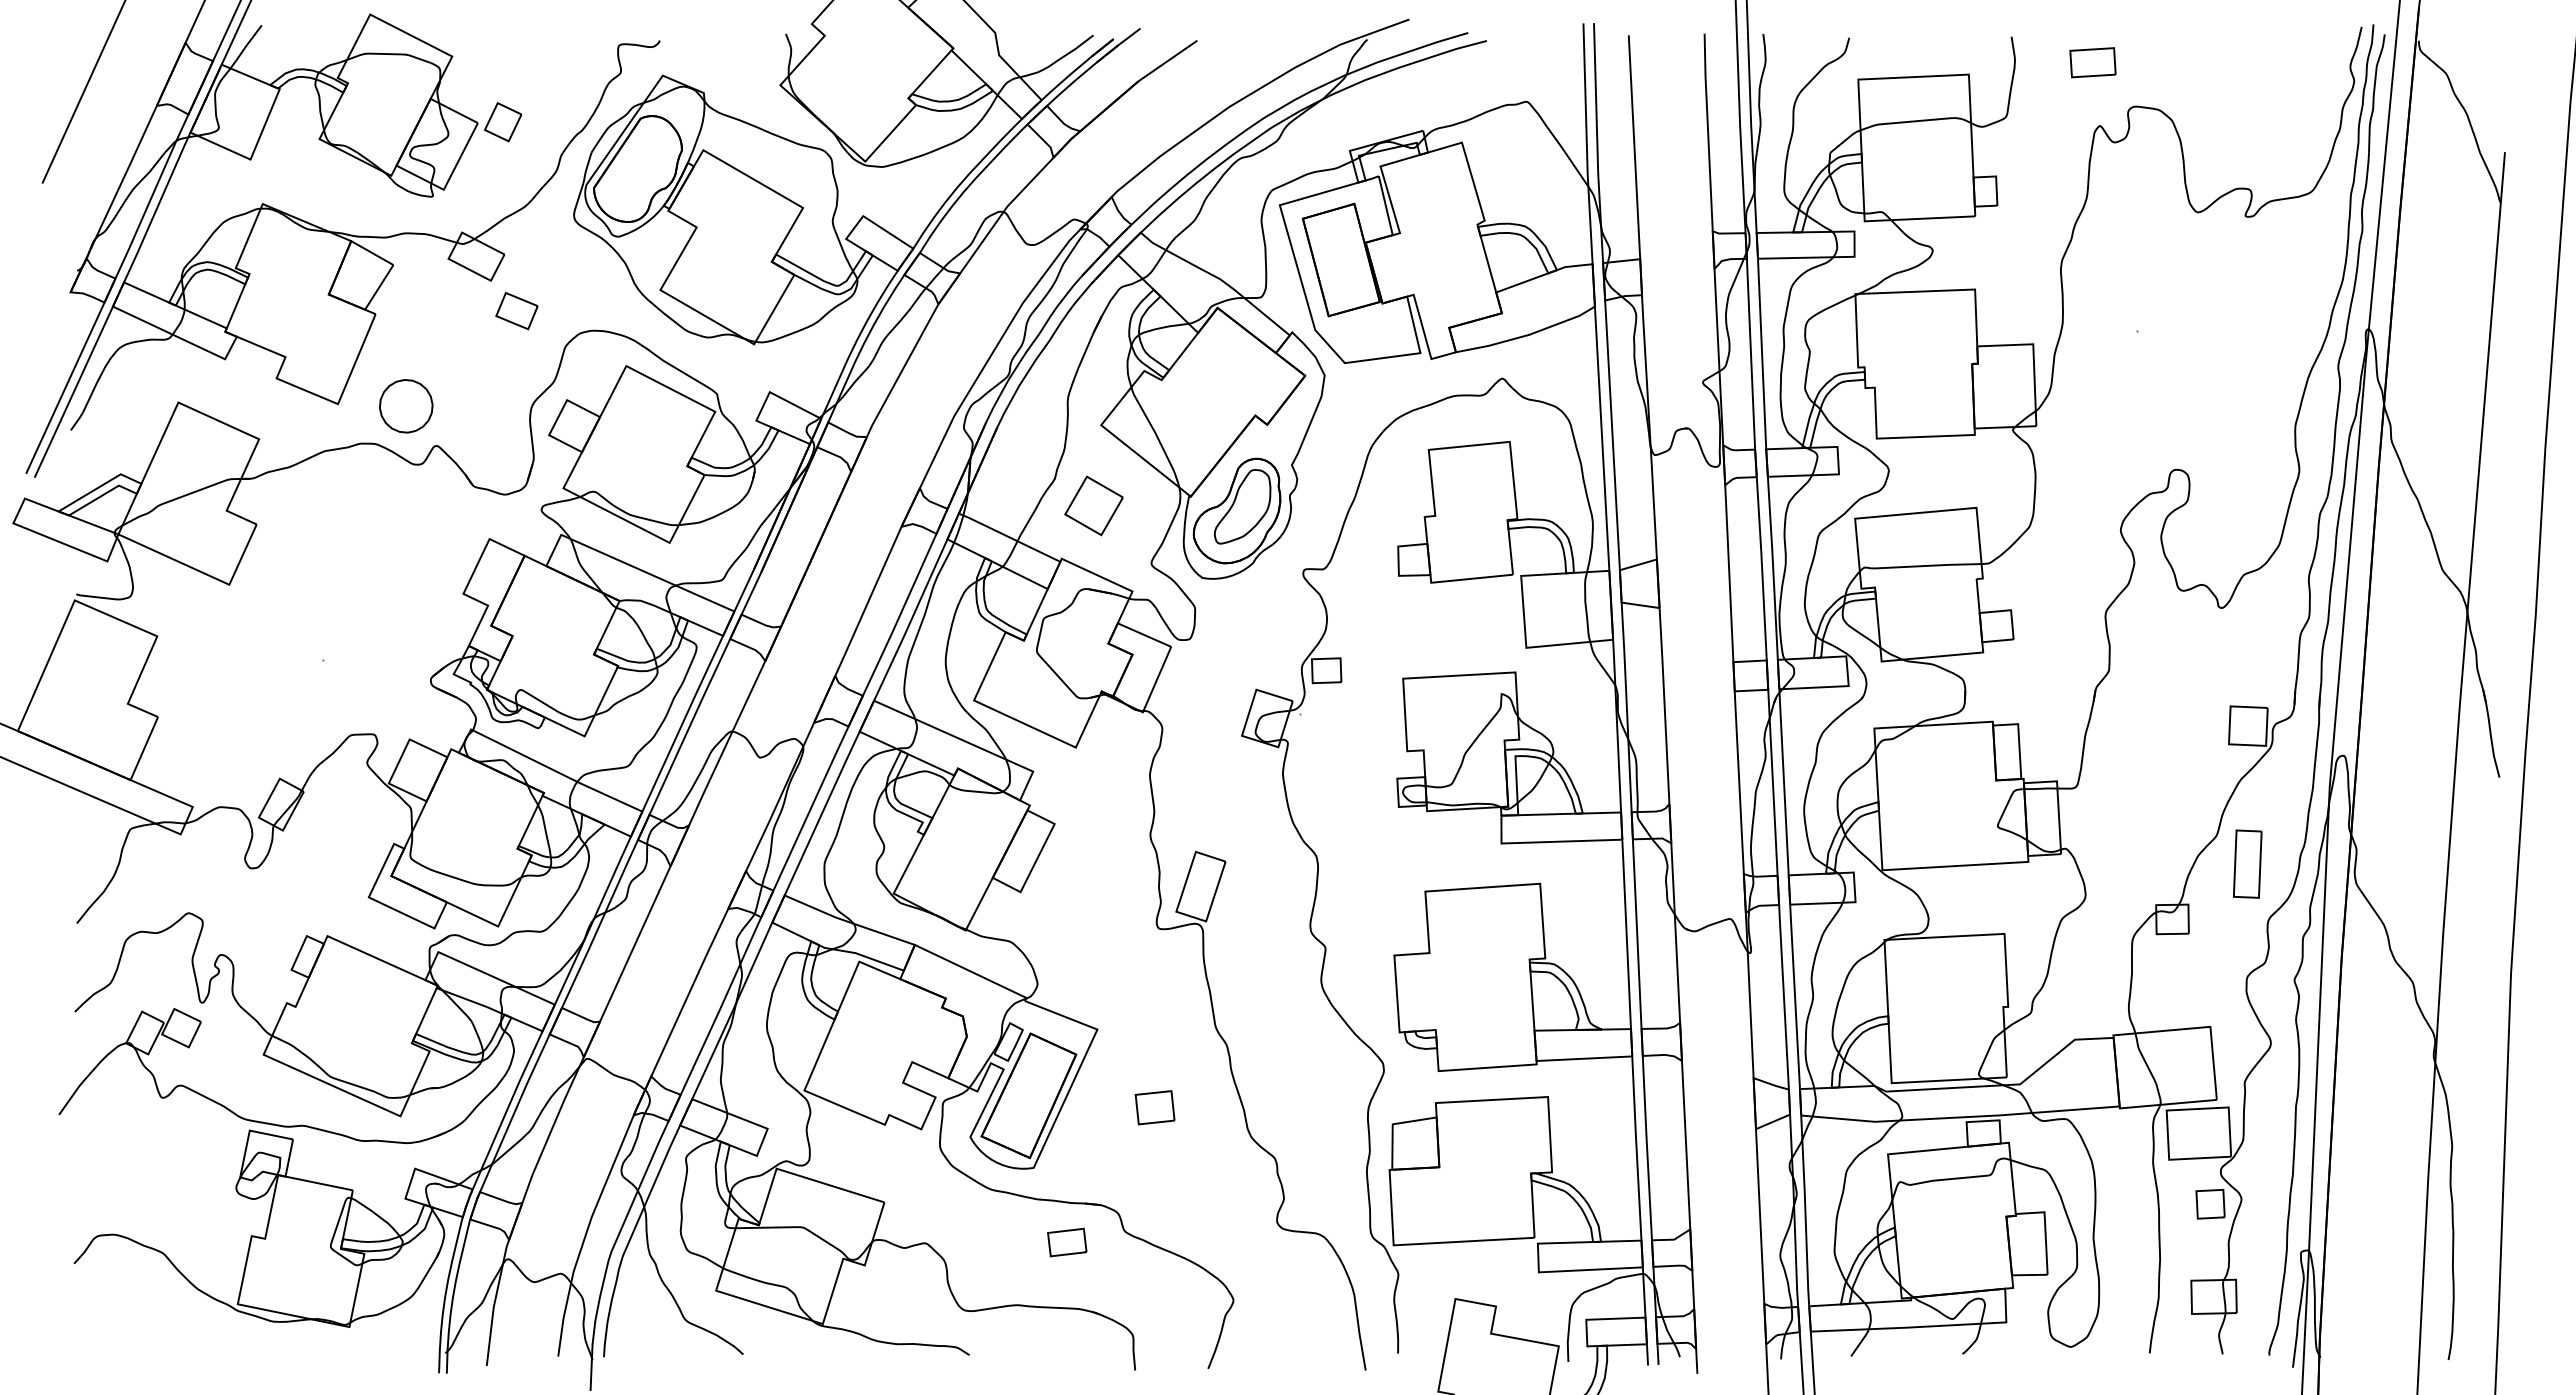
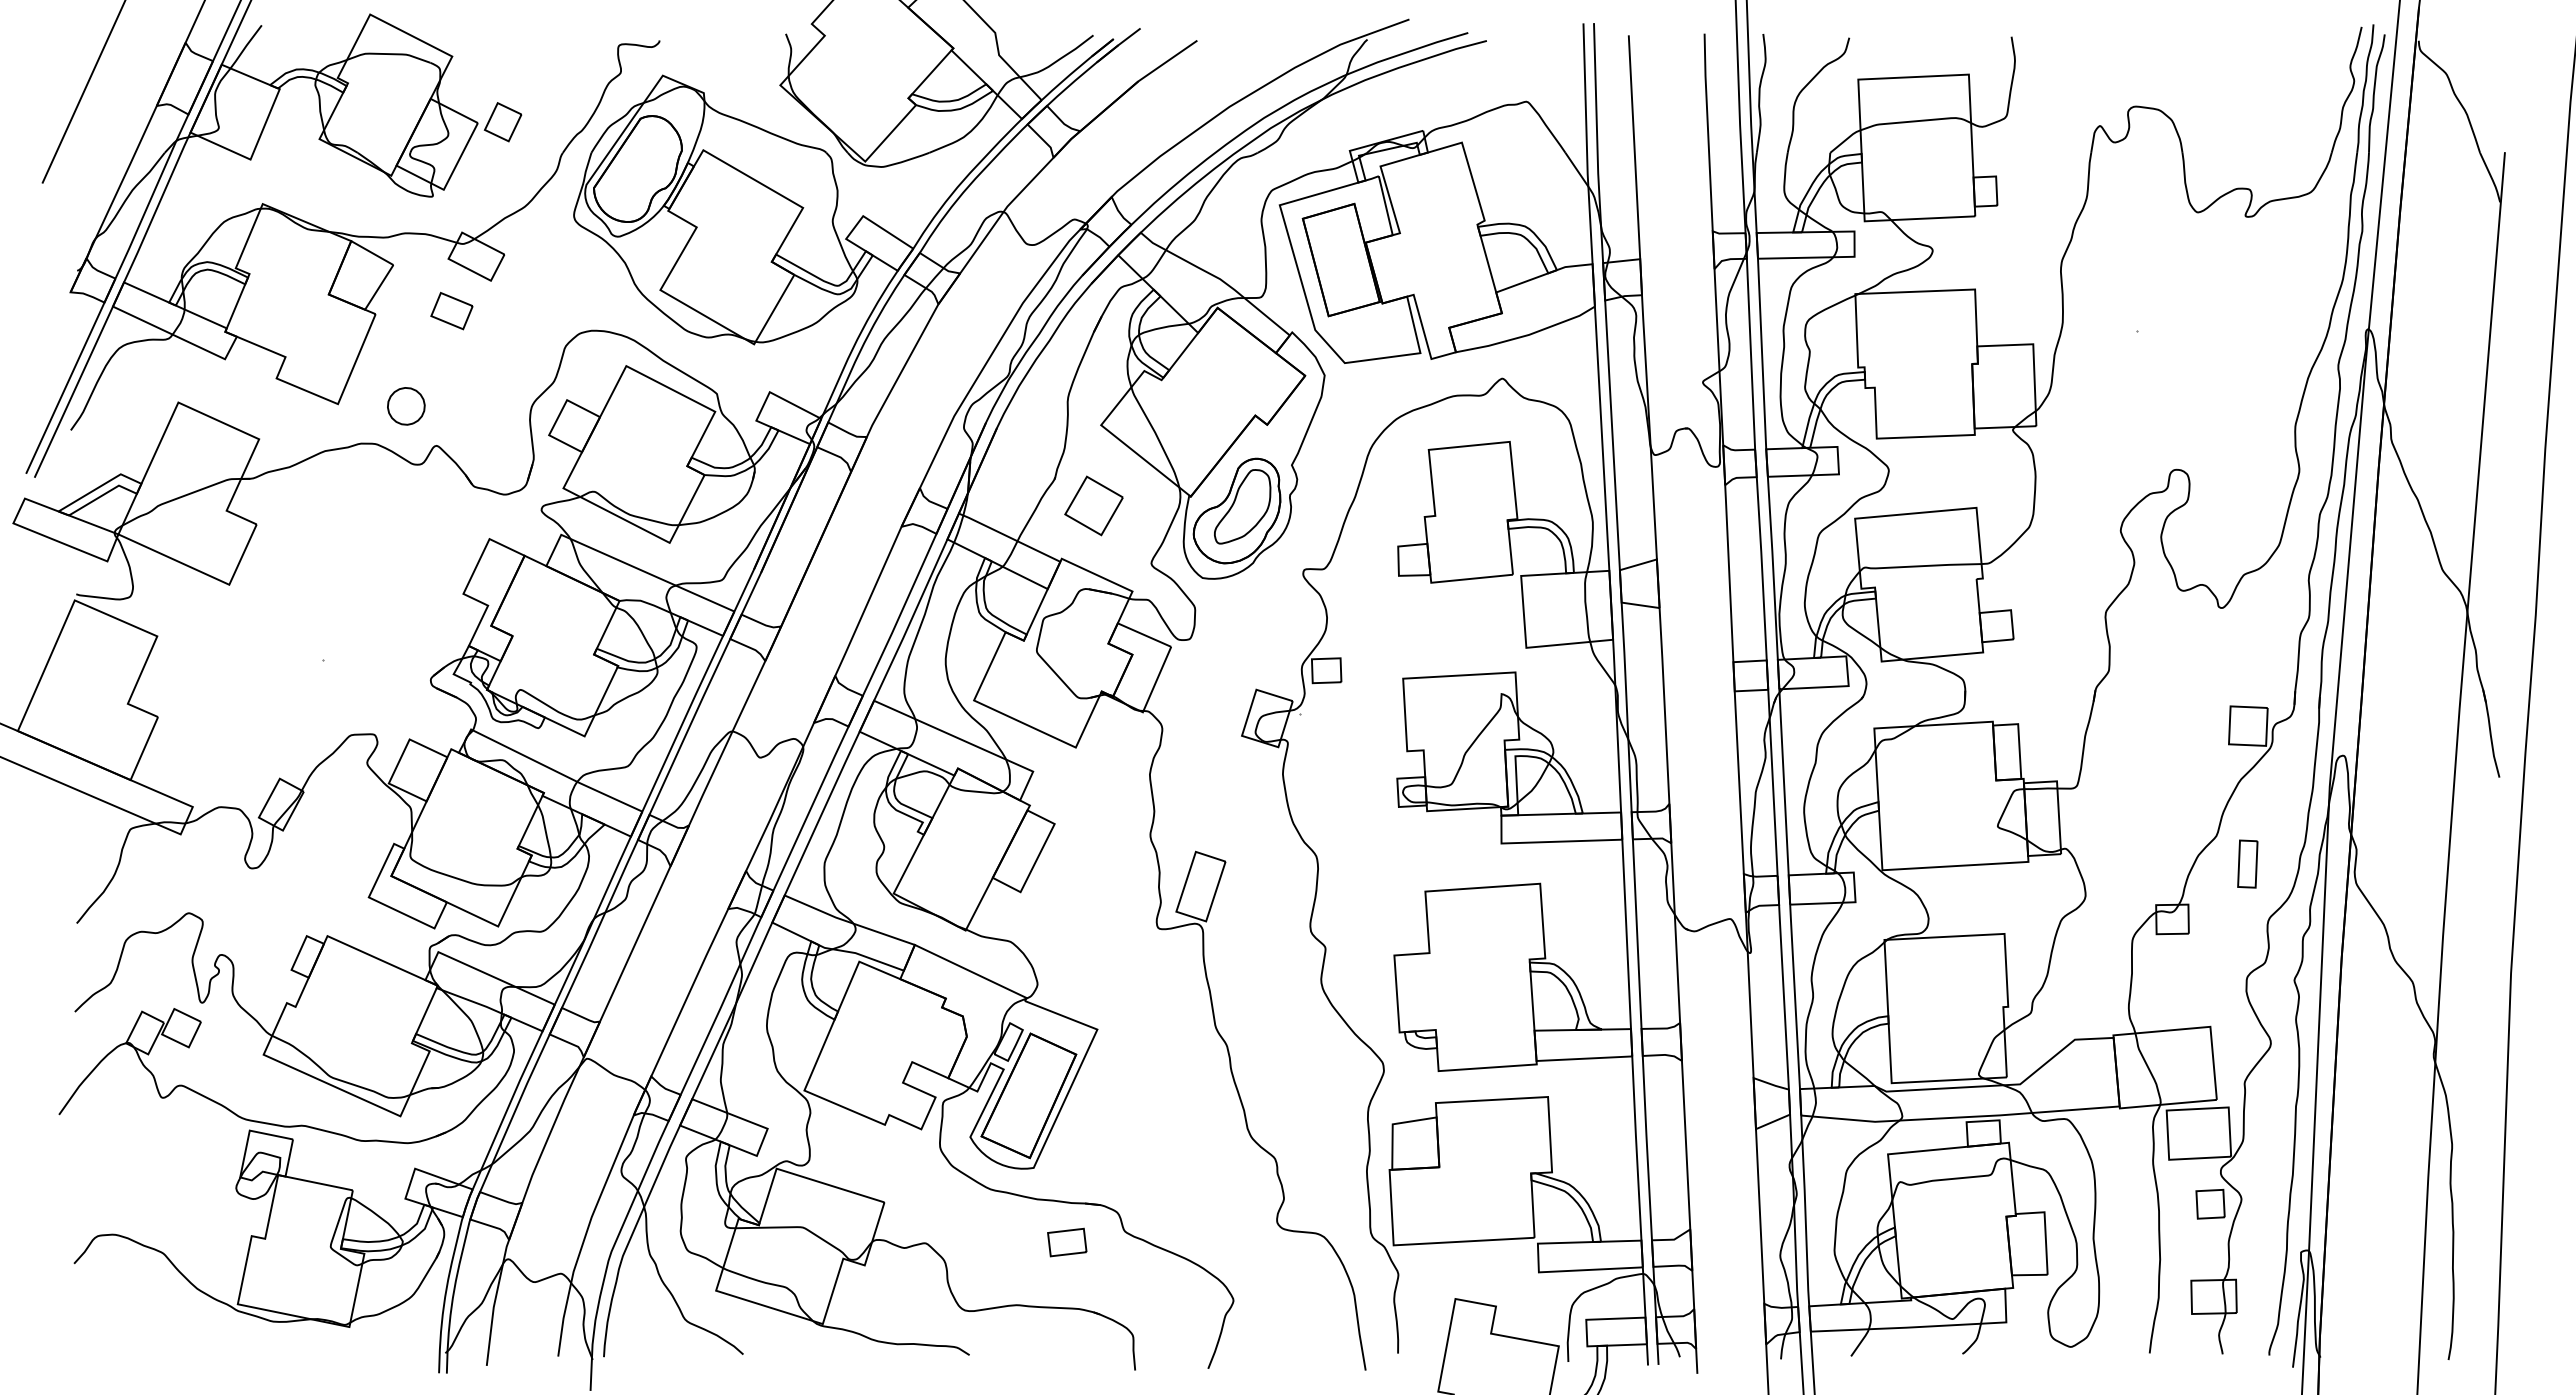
part: present -> none (2092, 62)
part position: (516, 310) -> (451, 310) (451, 310)
part size: 55x55 px -> 39x39 px (406, 406)
part size: 30x70 px -> 22x50 px (2247, 863)
part: present -> none (1154, 1107)
